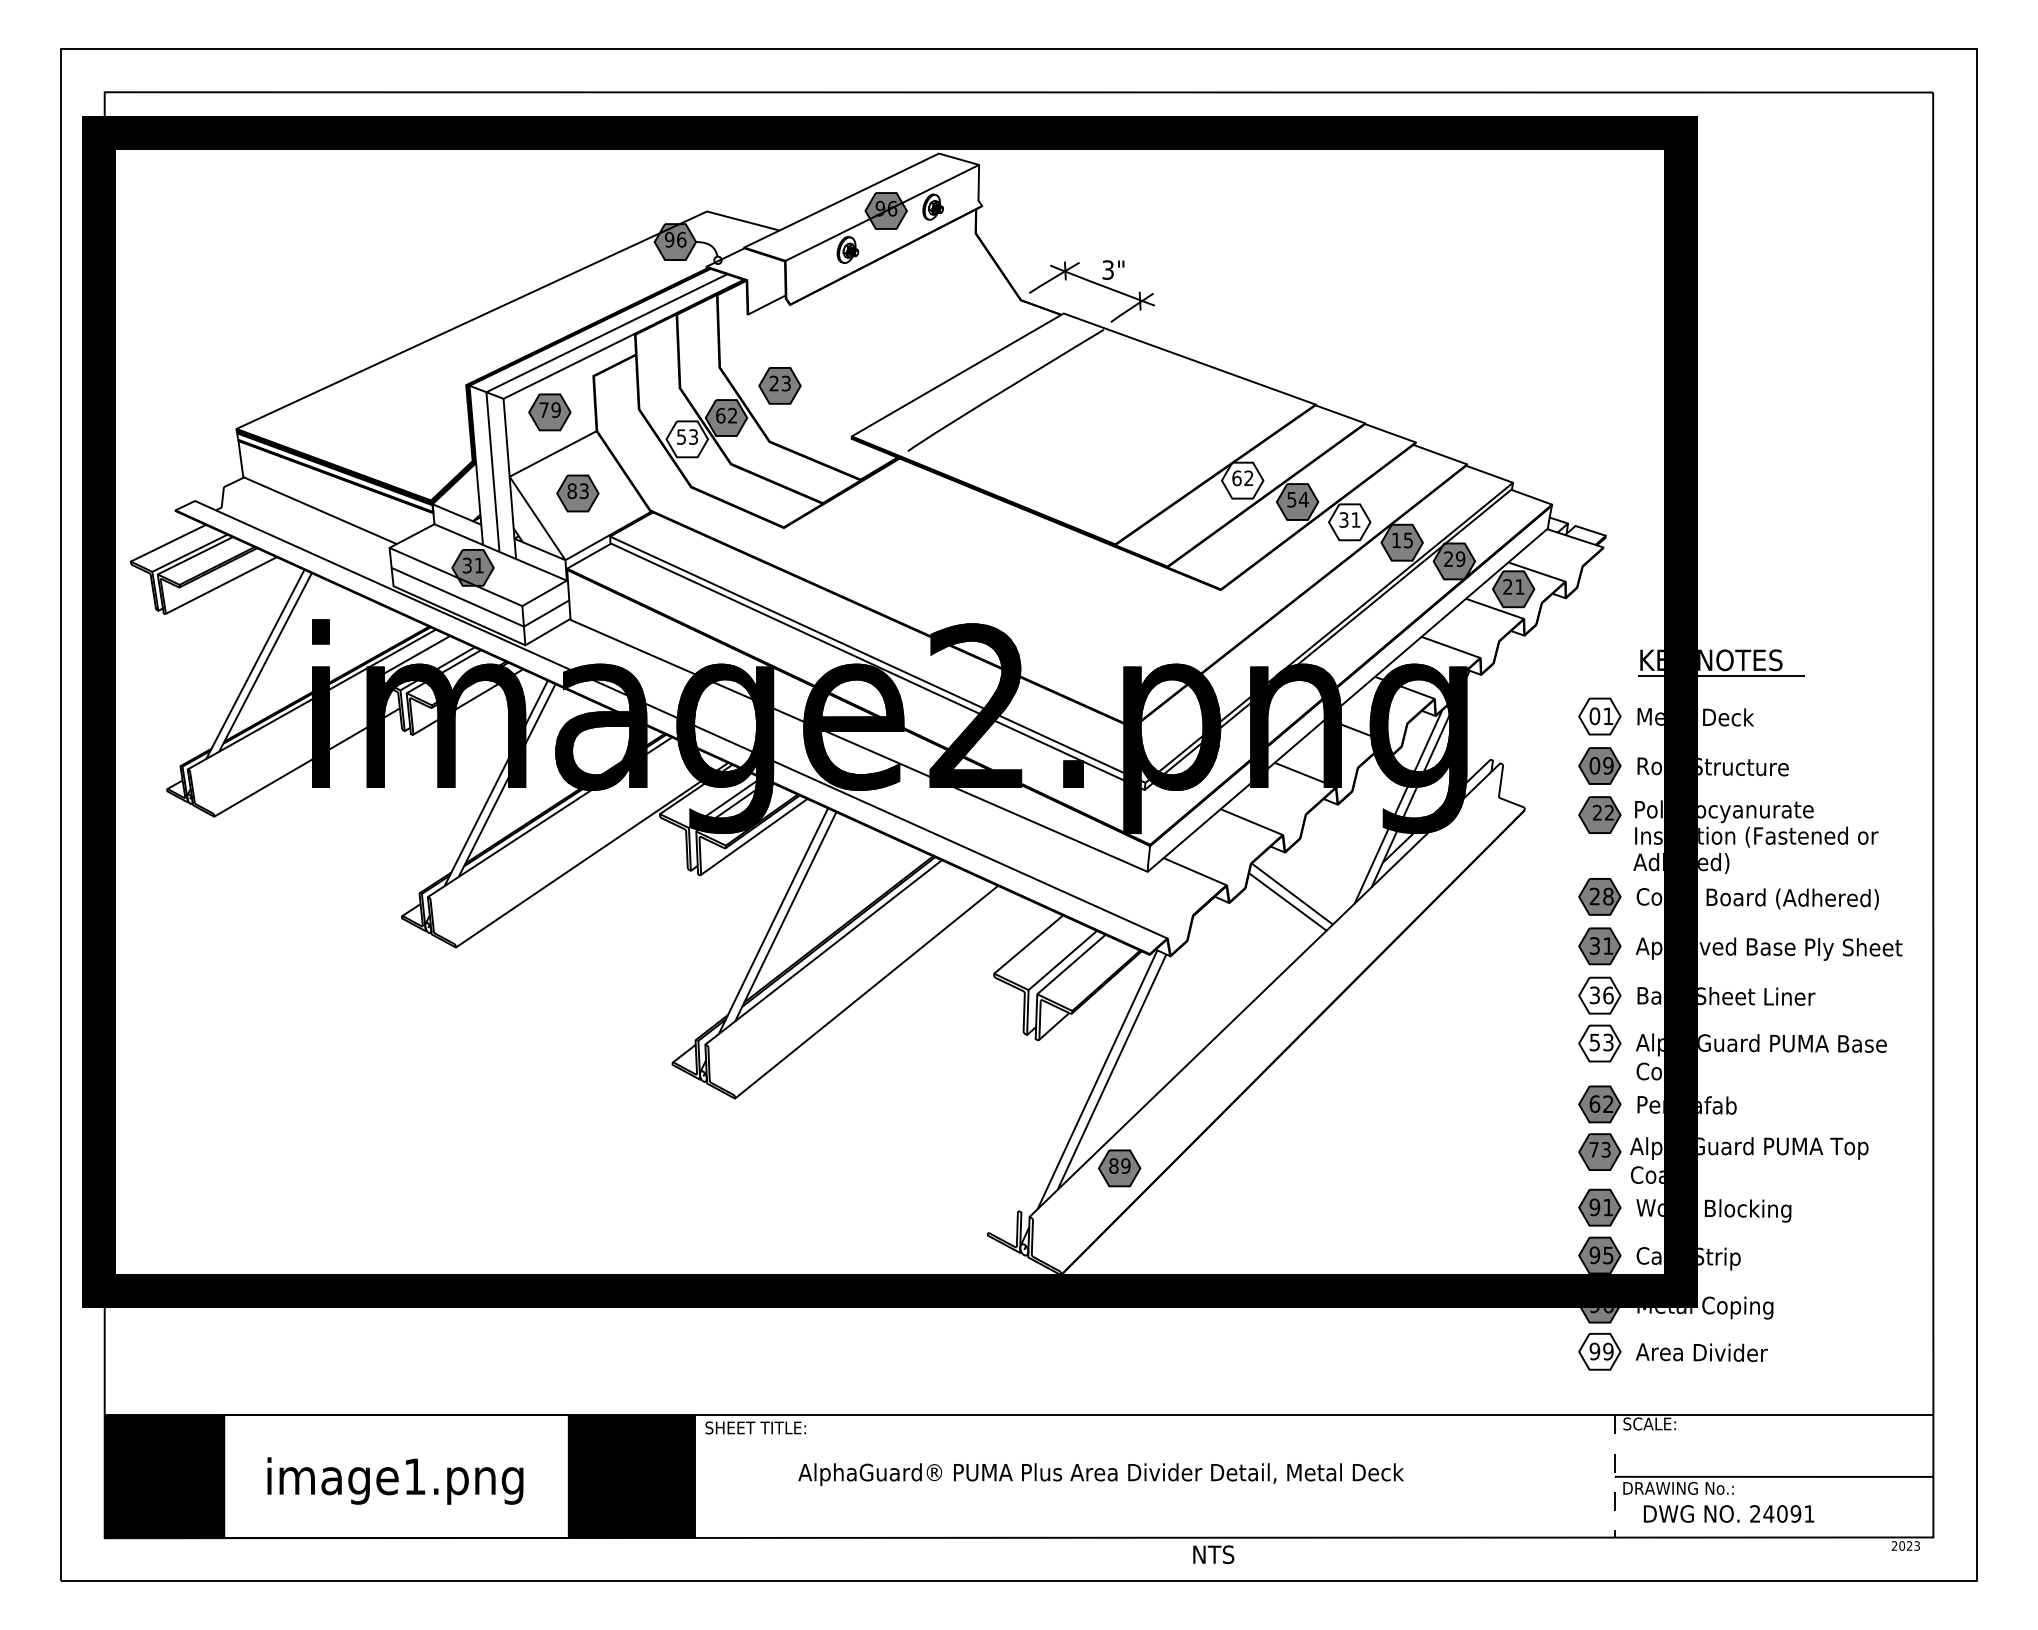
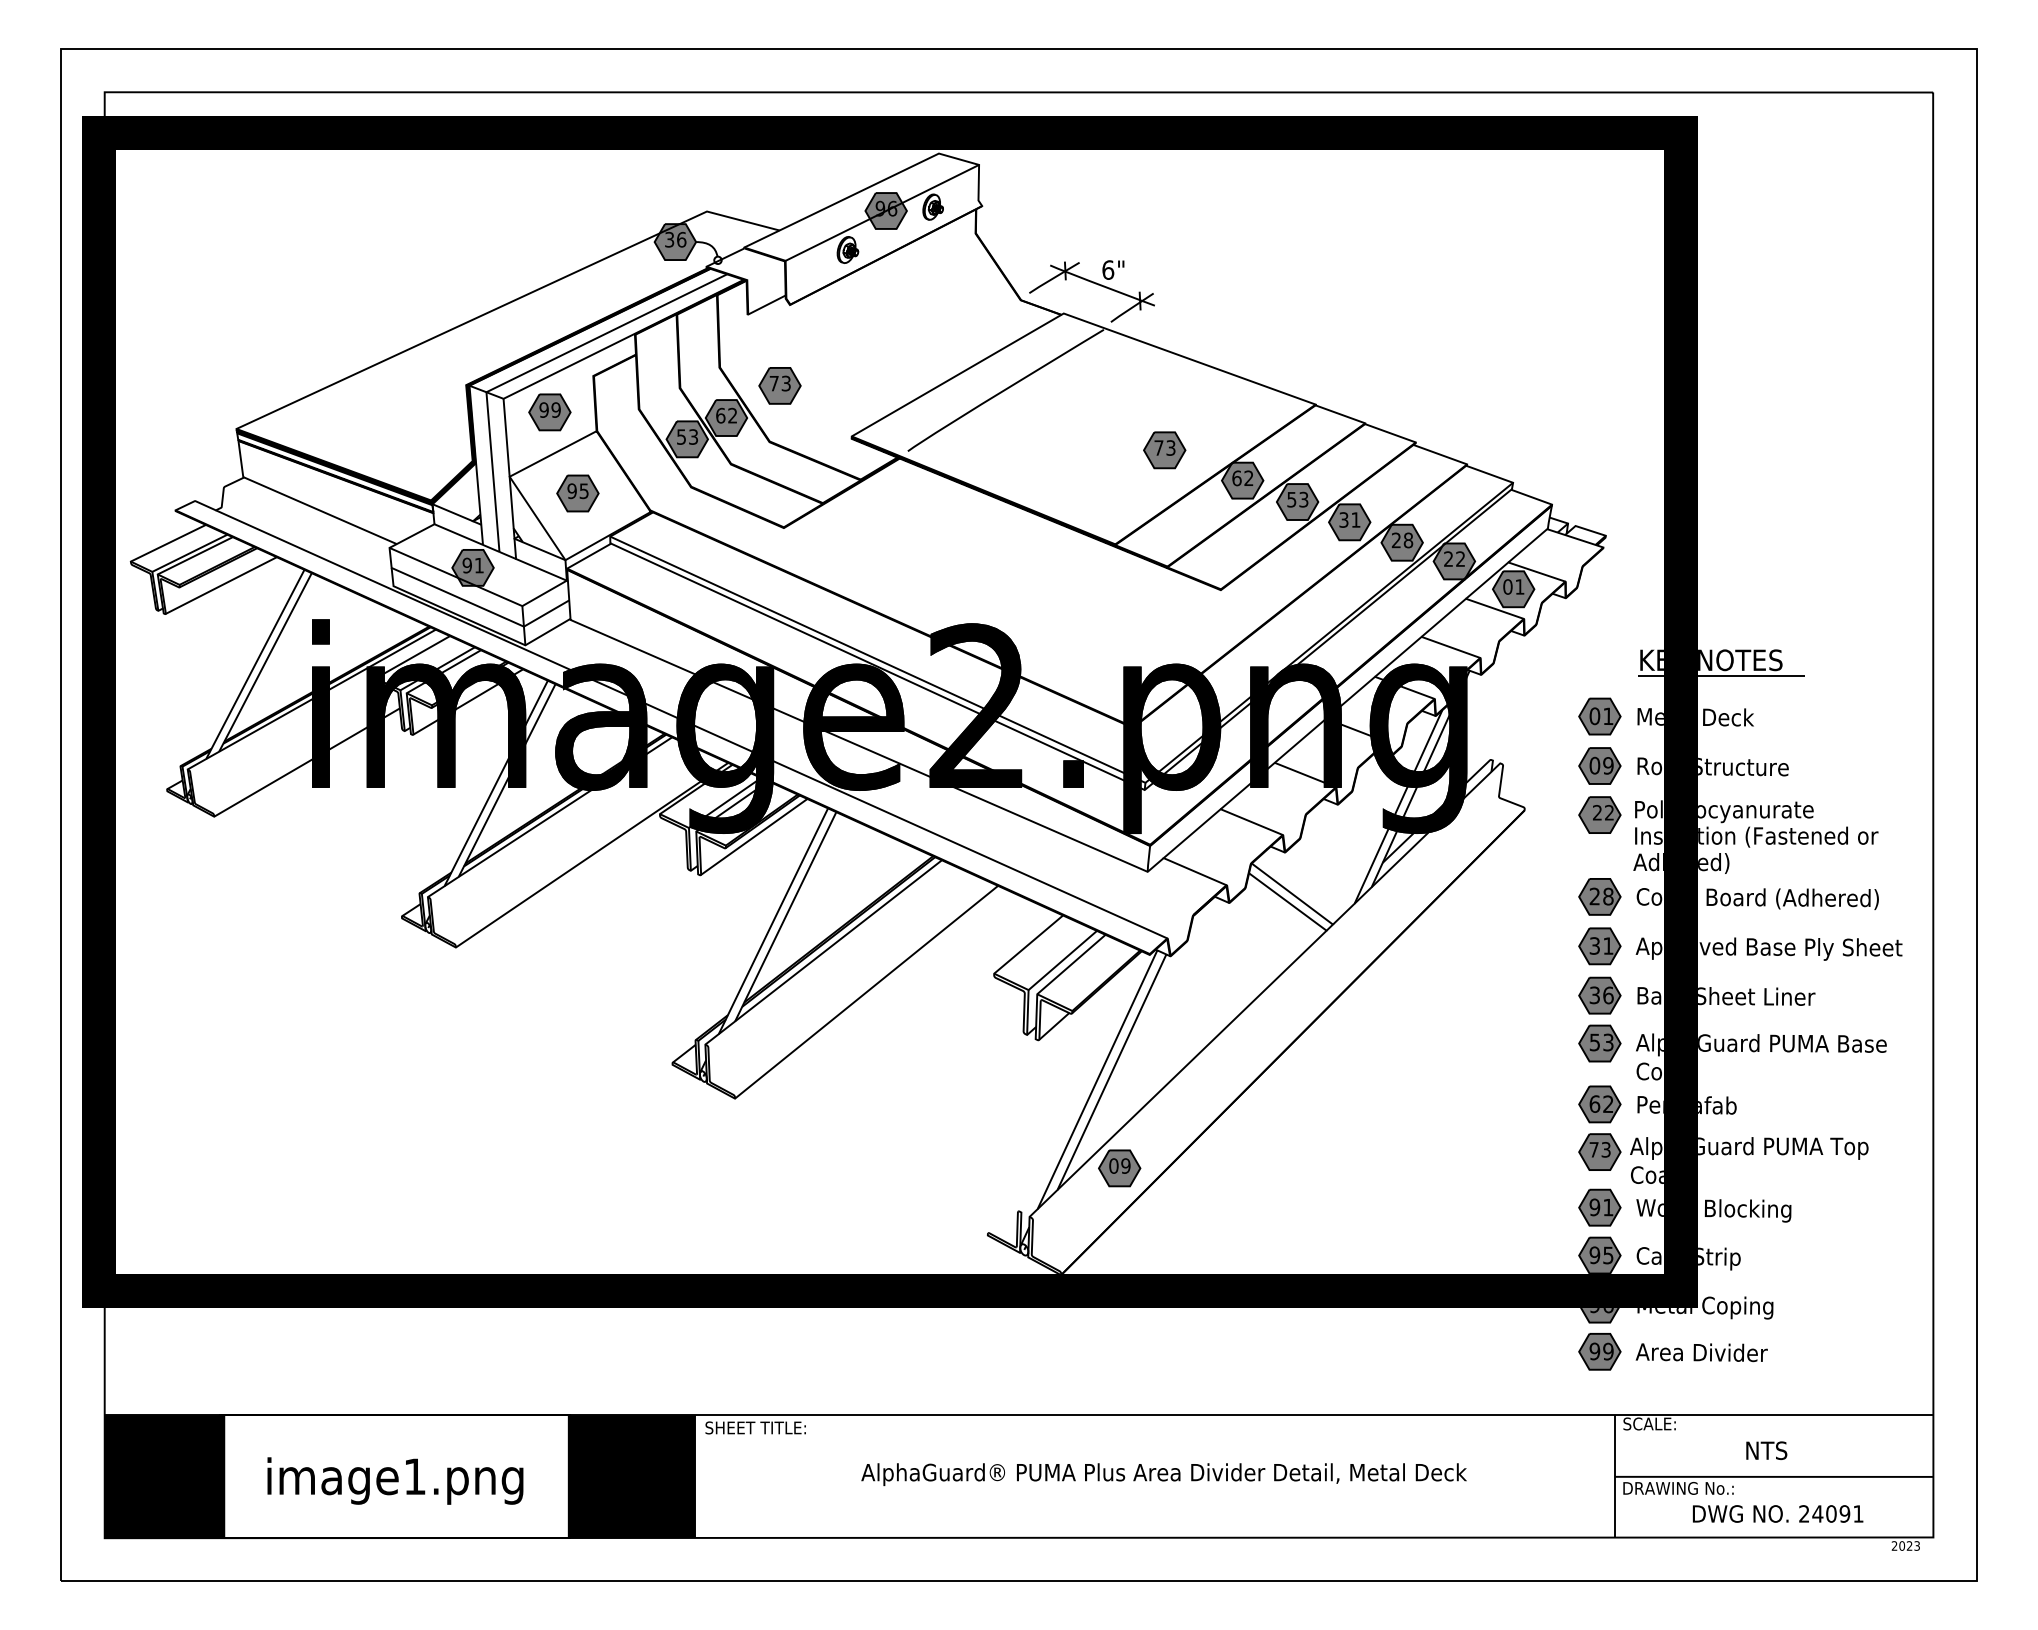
text: 96 -> 36 (669, 239)
text: 3" -> 6" (1108, 269)
text: 23 -> 73 (773, 383)
text: 79 -> 99 (543, 409)
fill: none -> present (687, 439)
part: none -> present (1164, 450)
fill: none -> present (1242, 480)
text: 83 -> 95 (577, 490)
text: 54 -> 53 (1303, 499)
fill: none -> present (1349, 522)
text: 15 -> 28 (1402, 540)
text: 29 -> 22 (1460, 558)
text: 31 -> 91 (466, 565)
text: 21 -> 01 (1507, 586)
fill: none -> present (1599, 716)
fill: none -> present (1599, 995)
fill: none -> present (1599, 1043)
text: 89 -> 09 (1113, 1165)
fill: none -> present (1599, 1351)
text position: (1100, 1474) -> (1163, 1474) (1163, 1474)
line: dashed -> solid (1614, 1477)
text position: (1729, 1513) -> (1778, 1513) (1778, 1513)
text position: (1213, 1554) -> (1766, 1450) (1766, 1450)
